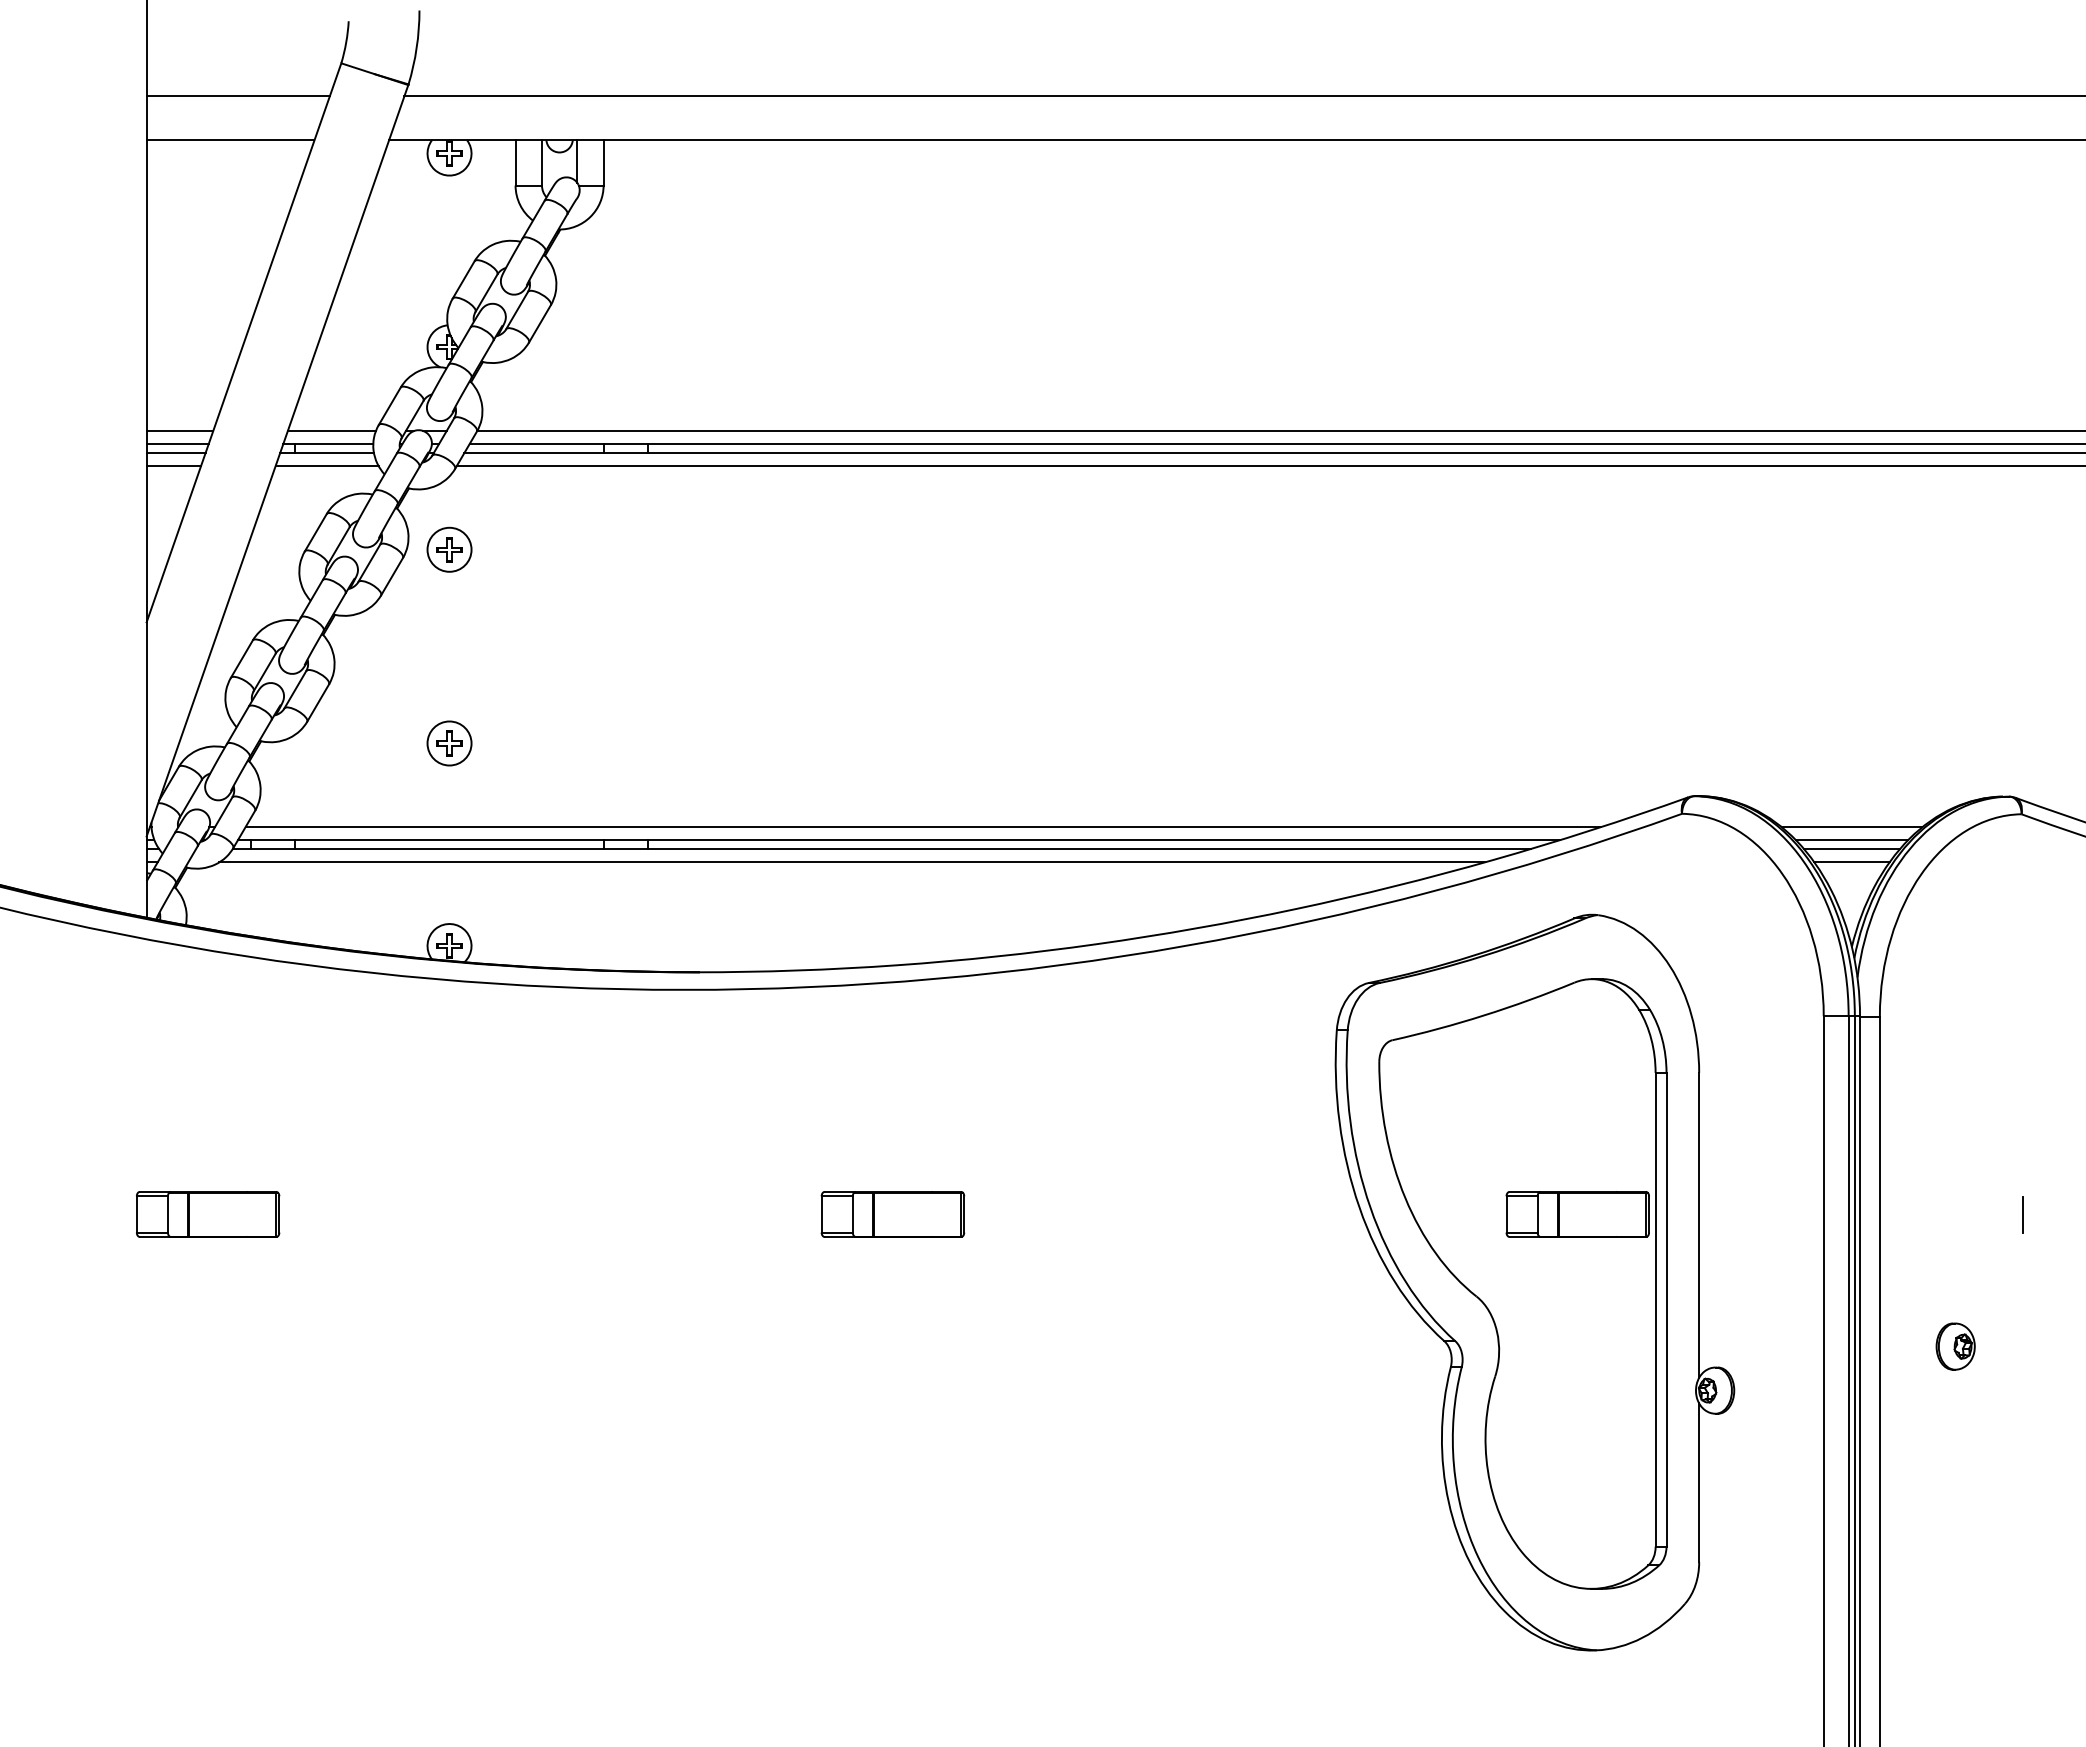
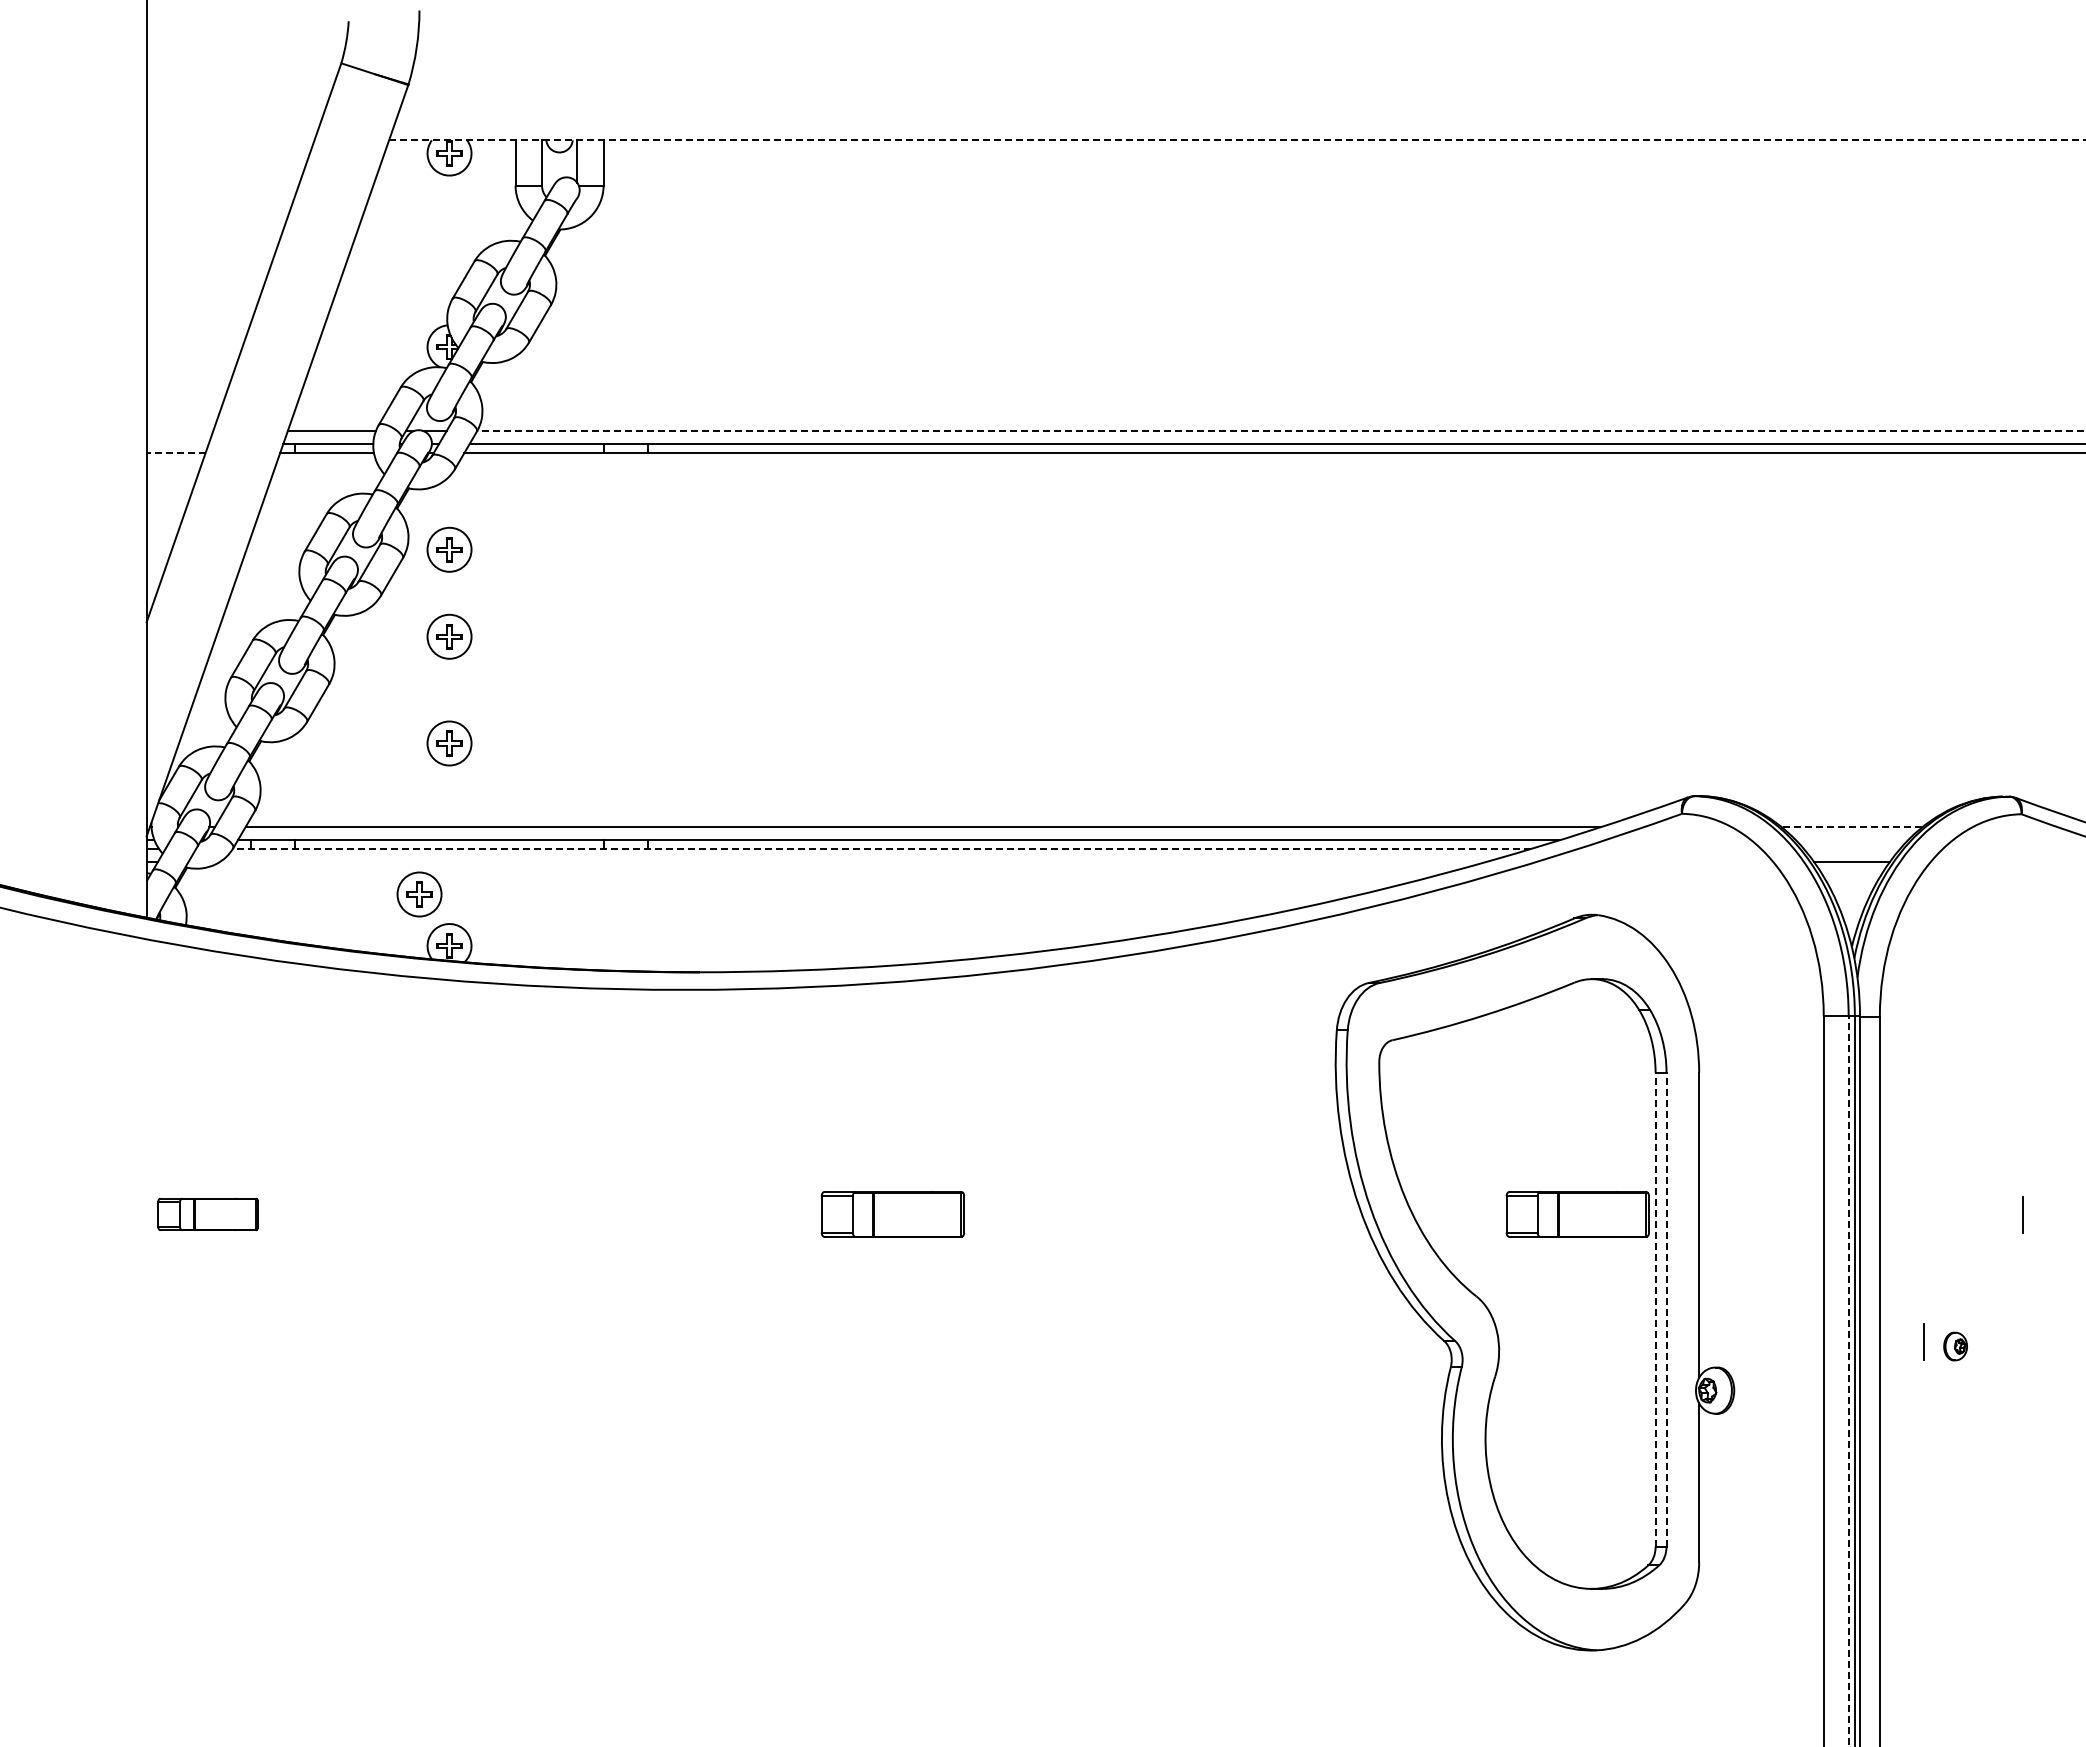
line: present -> none (237, 96)
line: present -> none (1243, 96)
line: present -> none (230, 140)
line: solid -> dashed (1237, 140)
line: present -> none (179, 430)
line: solid -> dashed (1281, 430)
line: present -> none (177, 444)
line: solid -> dashed (175, 452)
line: present -> none (173, 466)
line: present -> none (326, 466)
line: present -> none (1269, 466)
part: none -> present (449, 636)
line: solid -> dashed (1851, 827)
line: present -> none (1851, 840)
line: solid -> dashed (881, 849)
line: present -> none (1851, 849)
line: present -> none (852, 862)
part: none -> present (419, 894)
part size: 145x47 px -> 102x35 px (207, 1214)
line: solid -> dashed (1655, 1309)
line: solid -> dashed (1666, 1309)
line: none -> present (1923, 1341)
part size: 41x49 px -> 25x31 px (1955, 1346)
line: solid -> dashed (1848, 1381)
